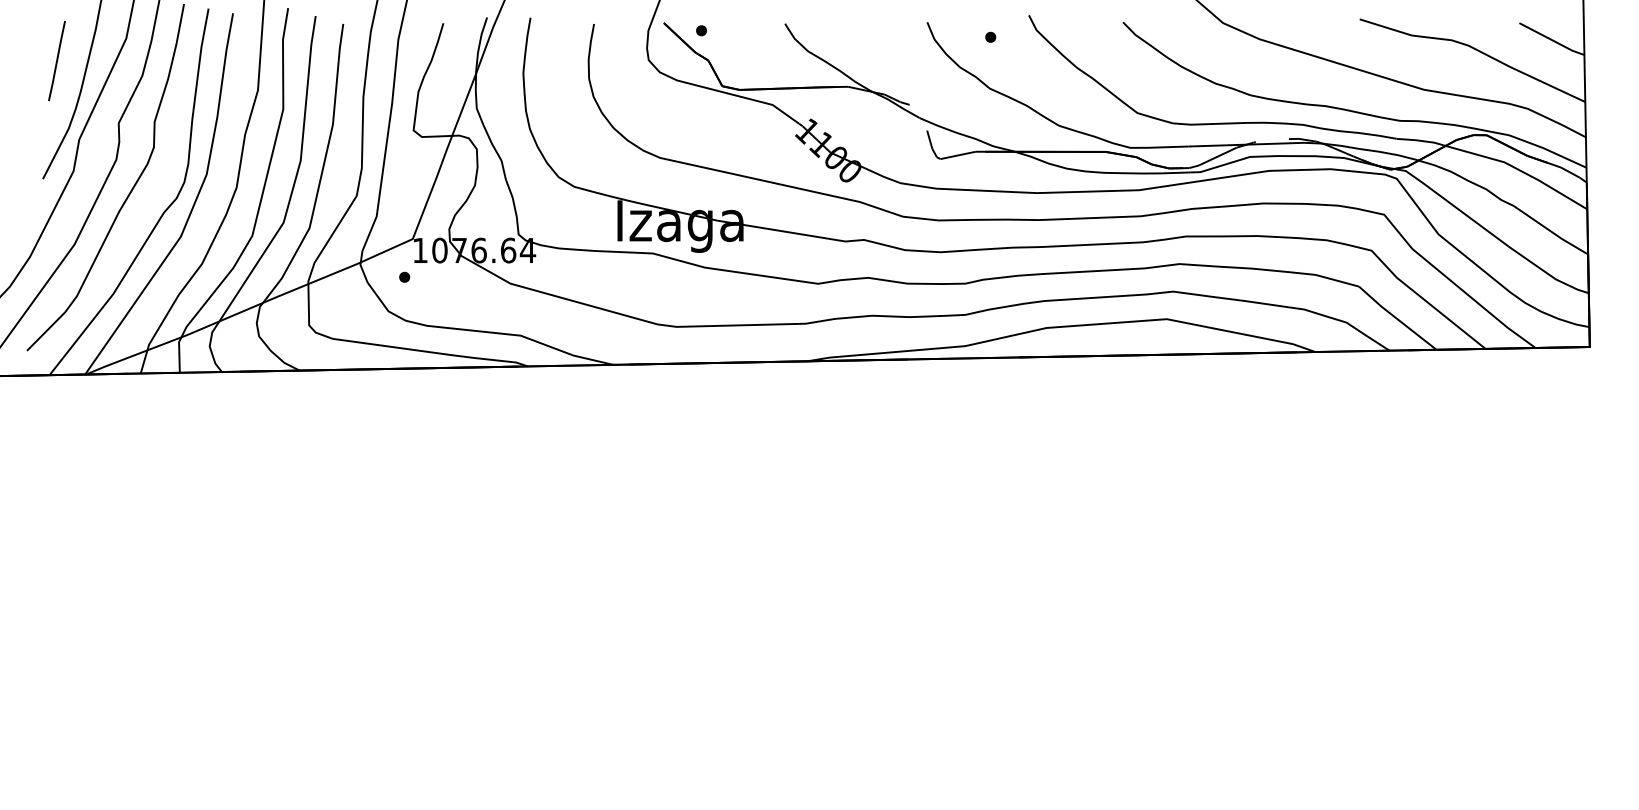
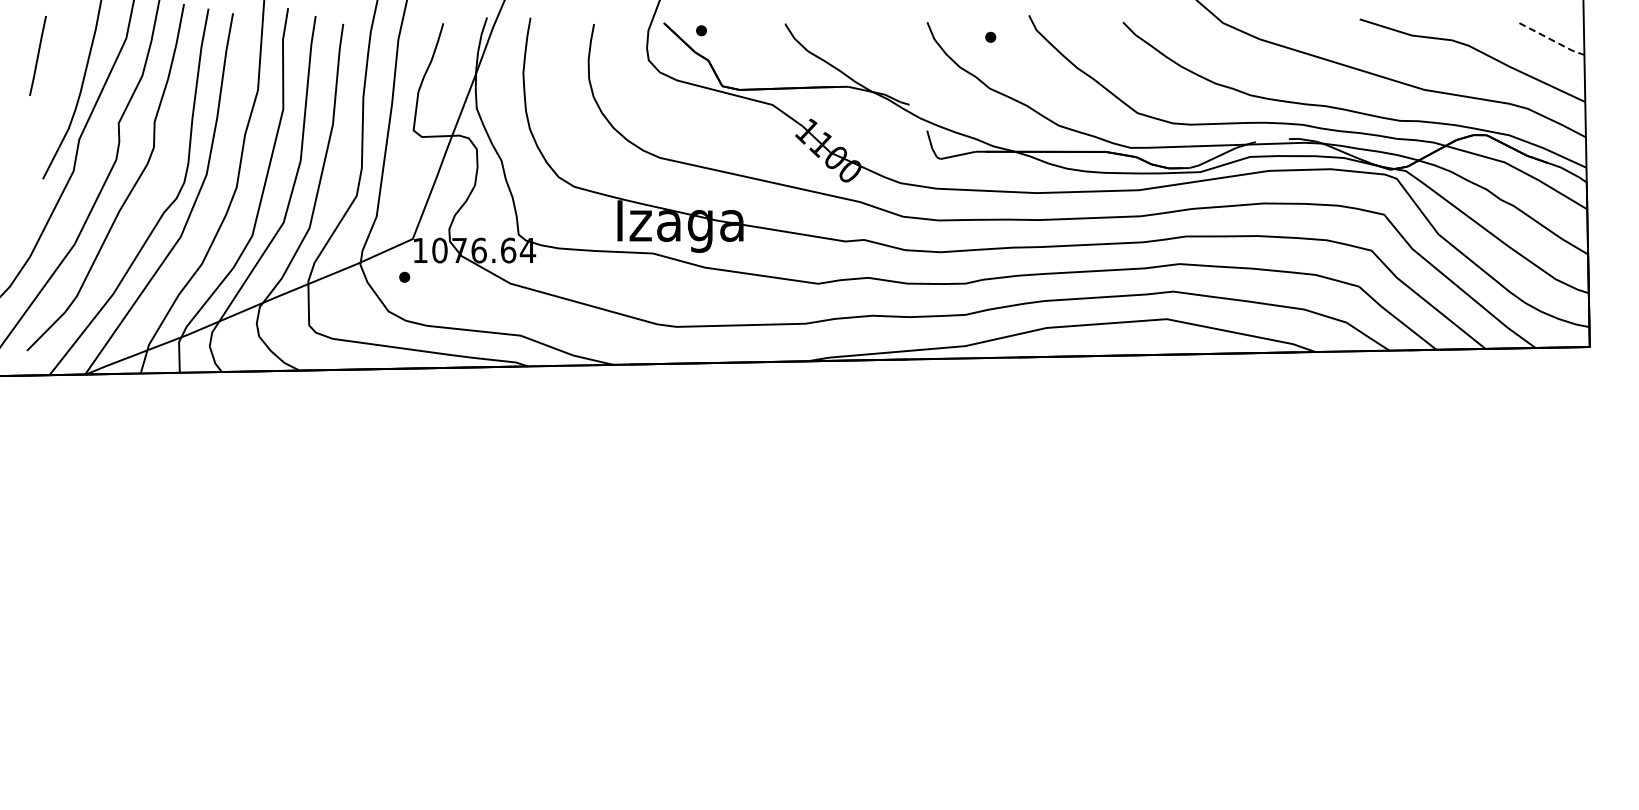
line: solid -> dashed (1552, 40)
line position: (56, 60) -> (37, 55) (37, 55)
